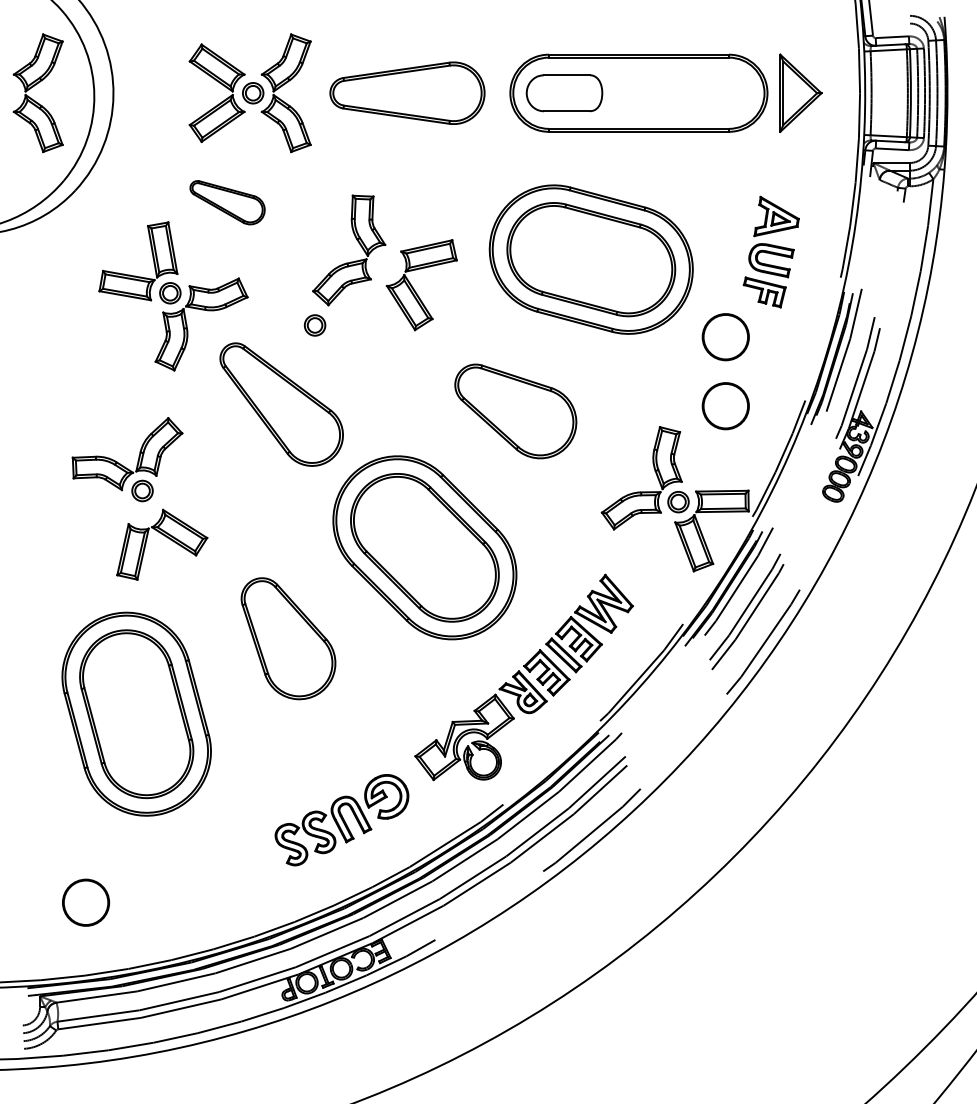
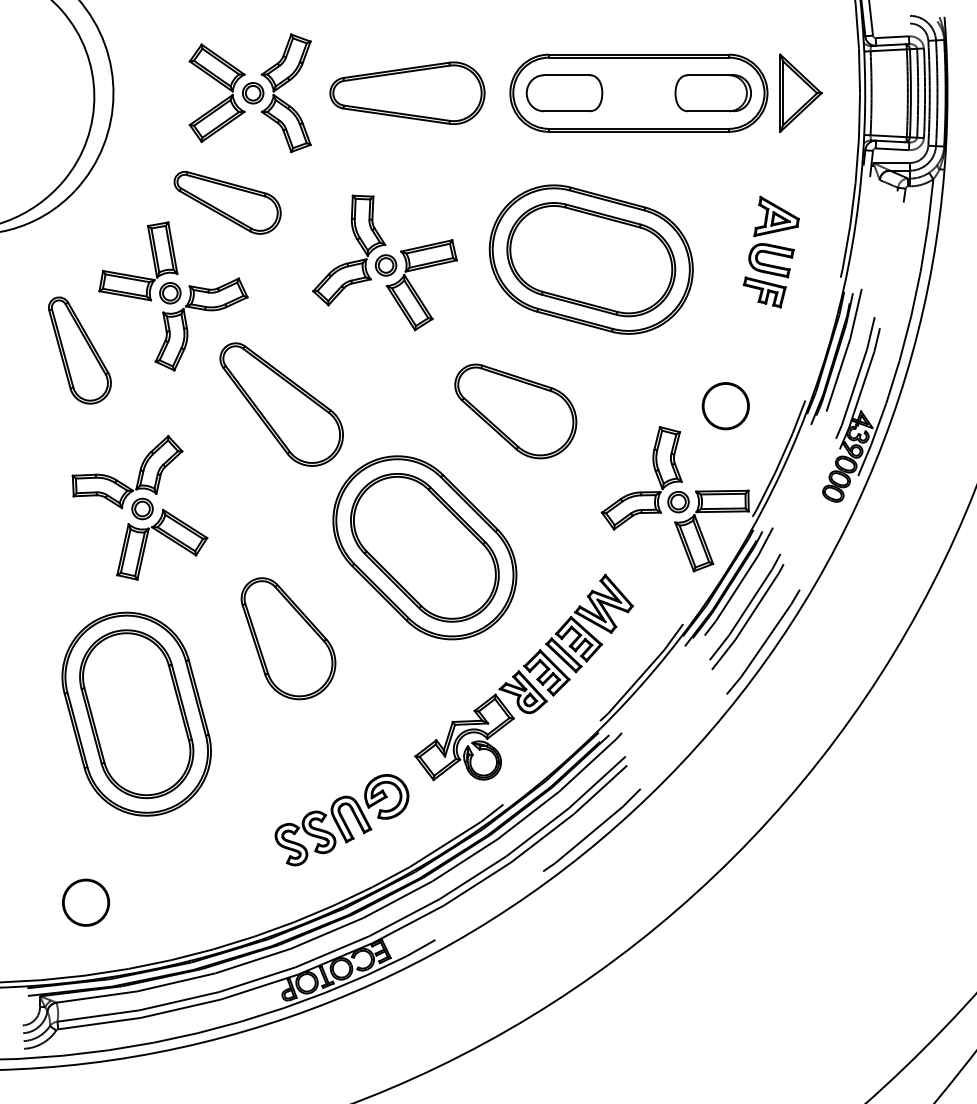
part: none -> present (712, 93)
part: present -> none (32, 98)
part size: 77x46 px -> 109x65 px (227, 202)
part position: (314, 325) -> (385, 265) (385, 265)
circle: present -> none (725, 337)
part: none -> present (79, 350)
part position: (122, 464) -> (122, 482) (122, 482)
